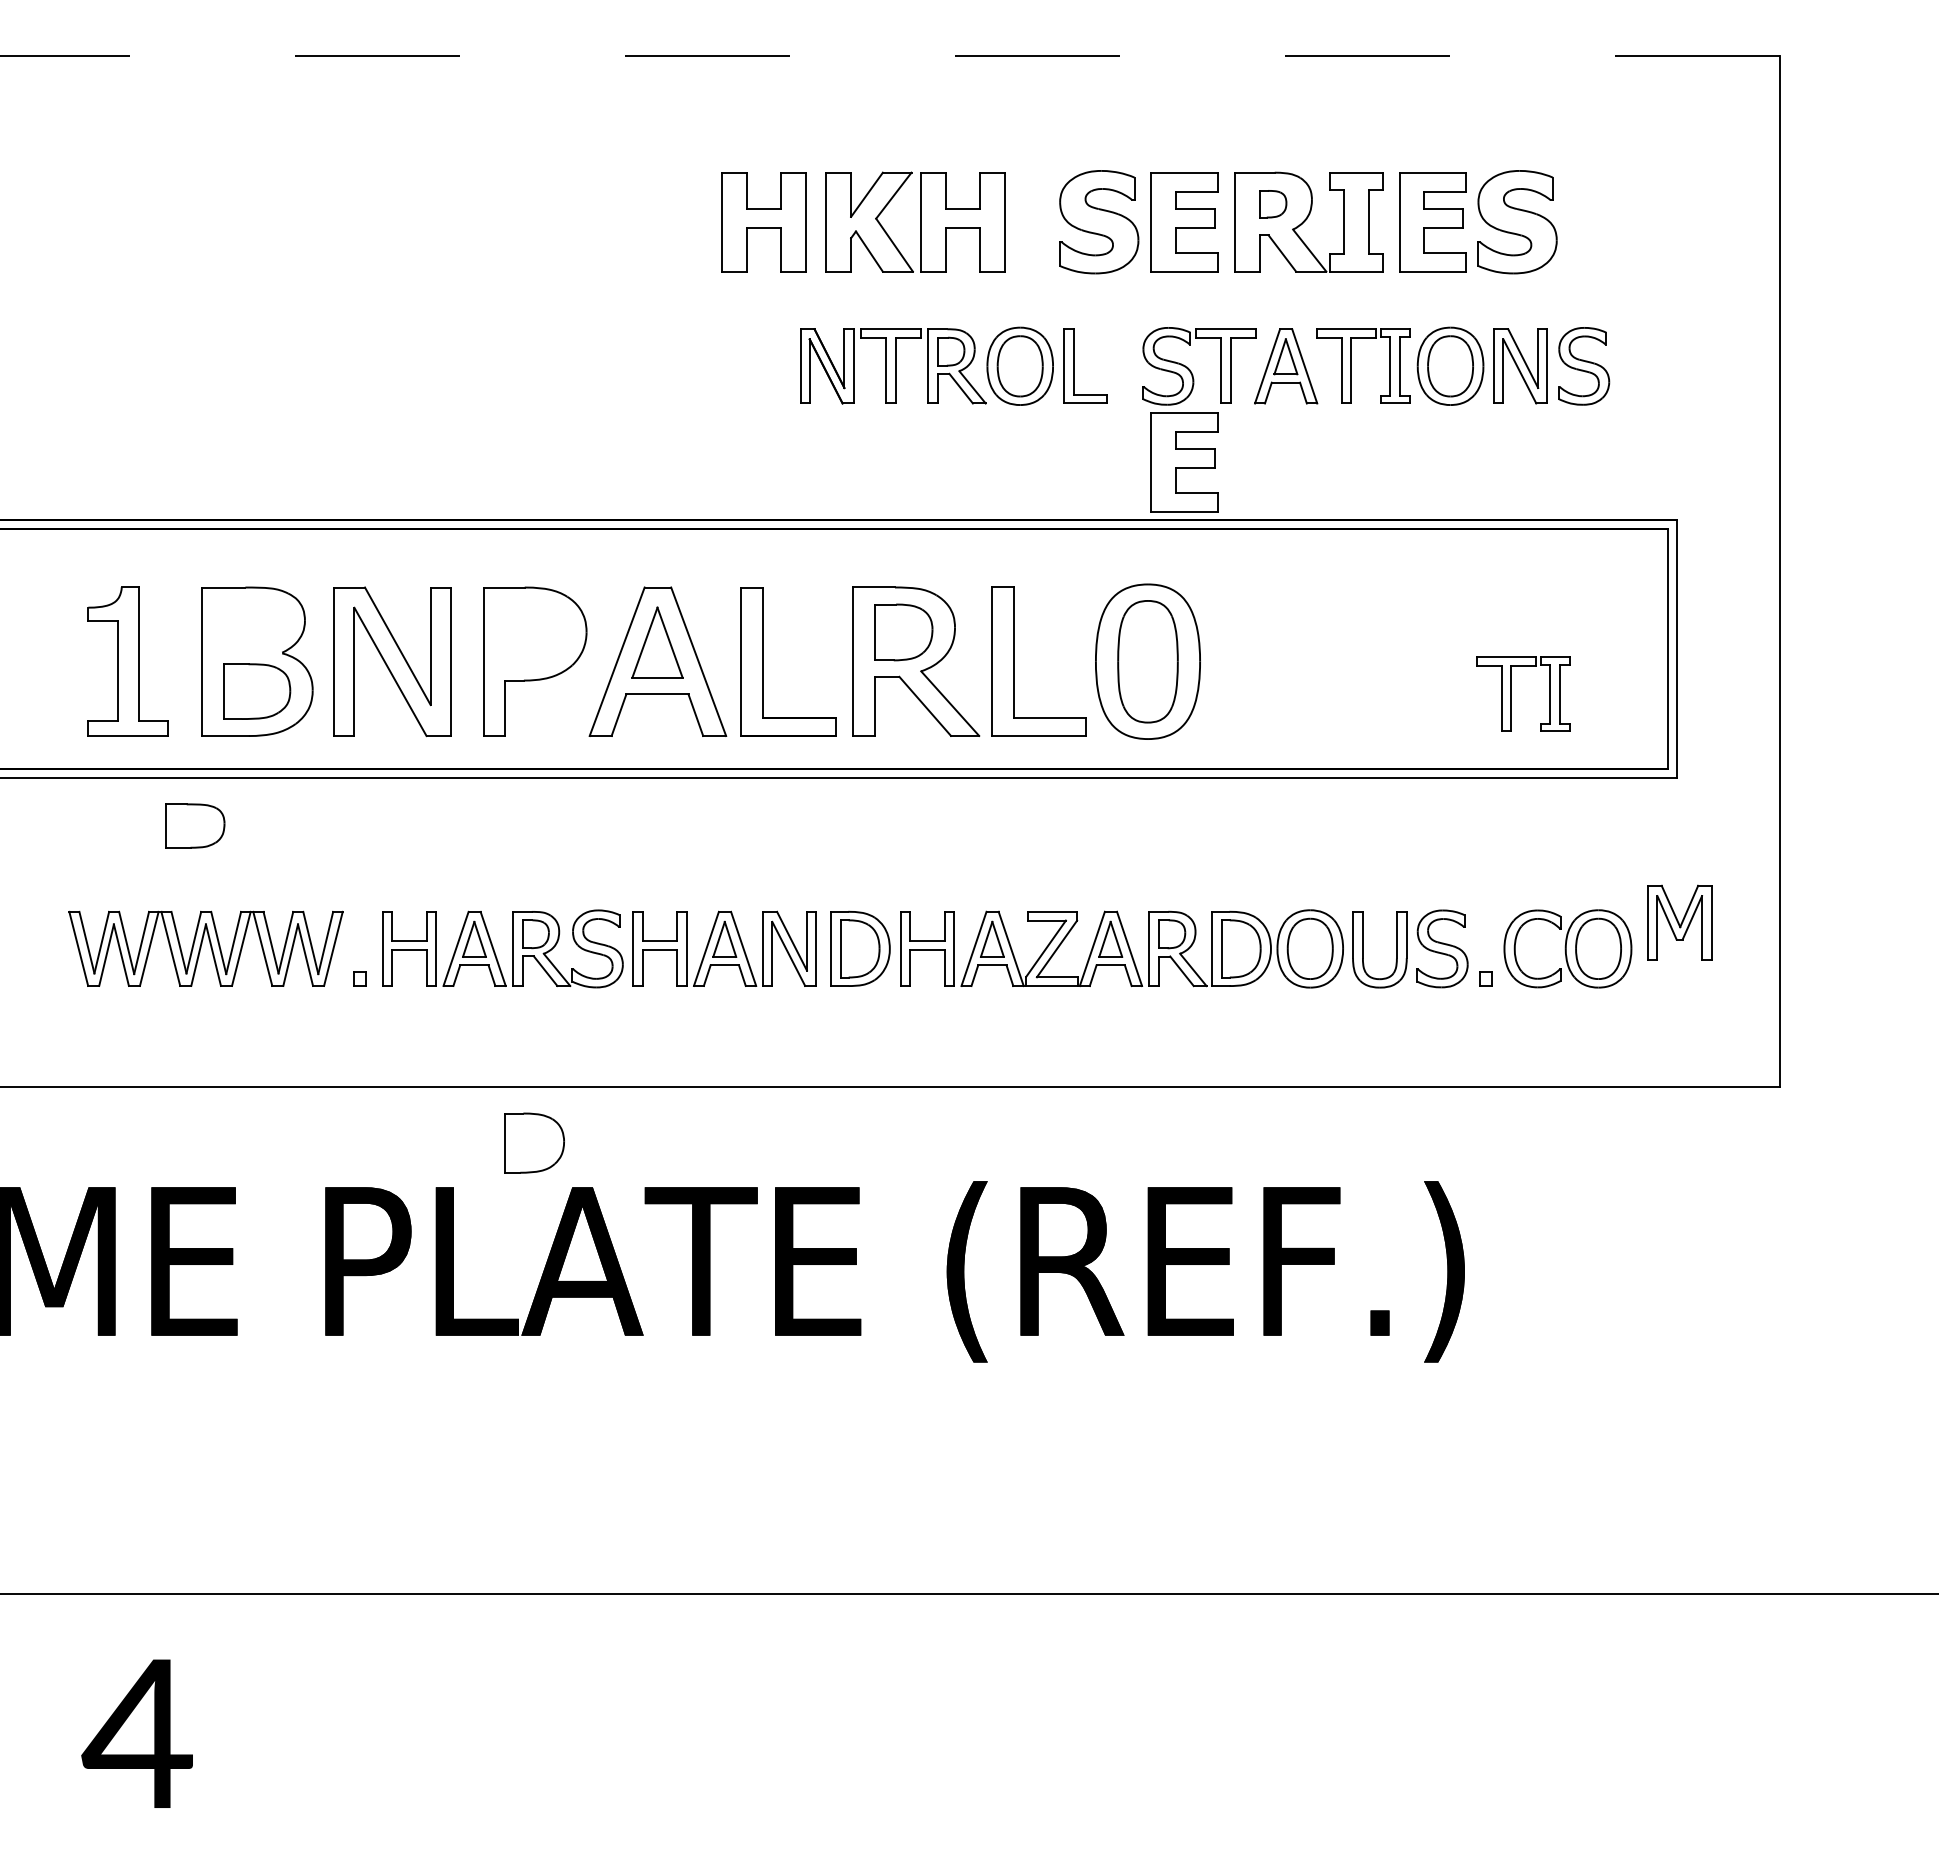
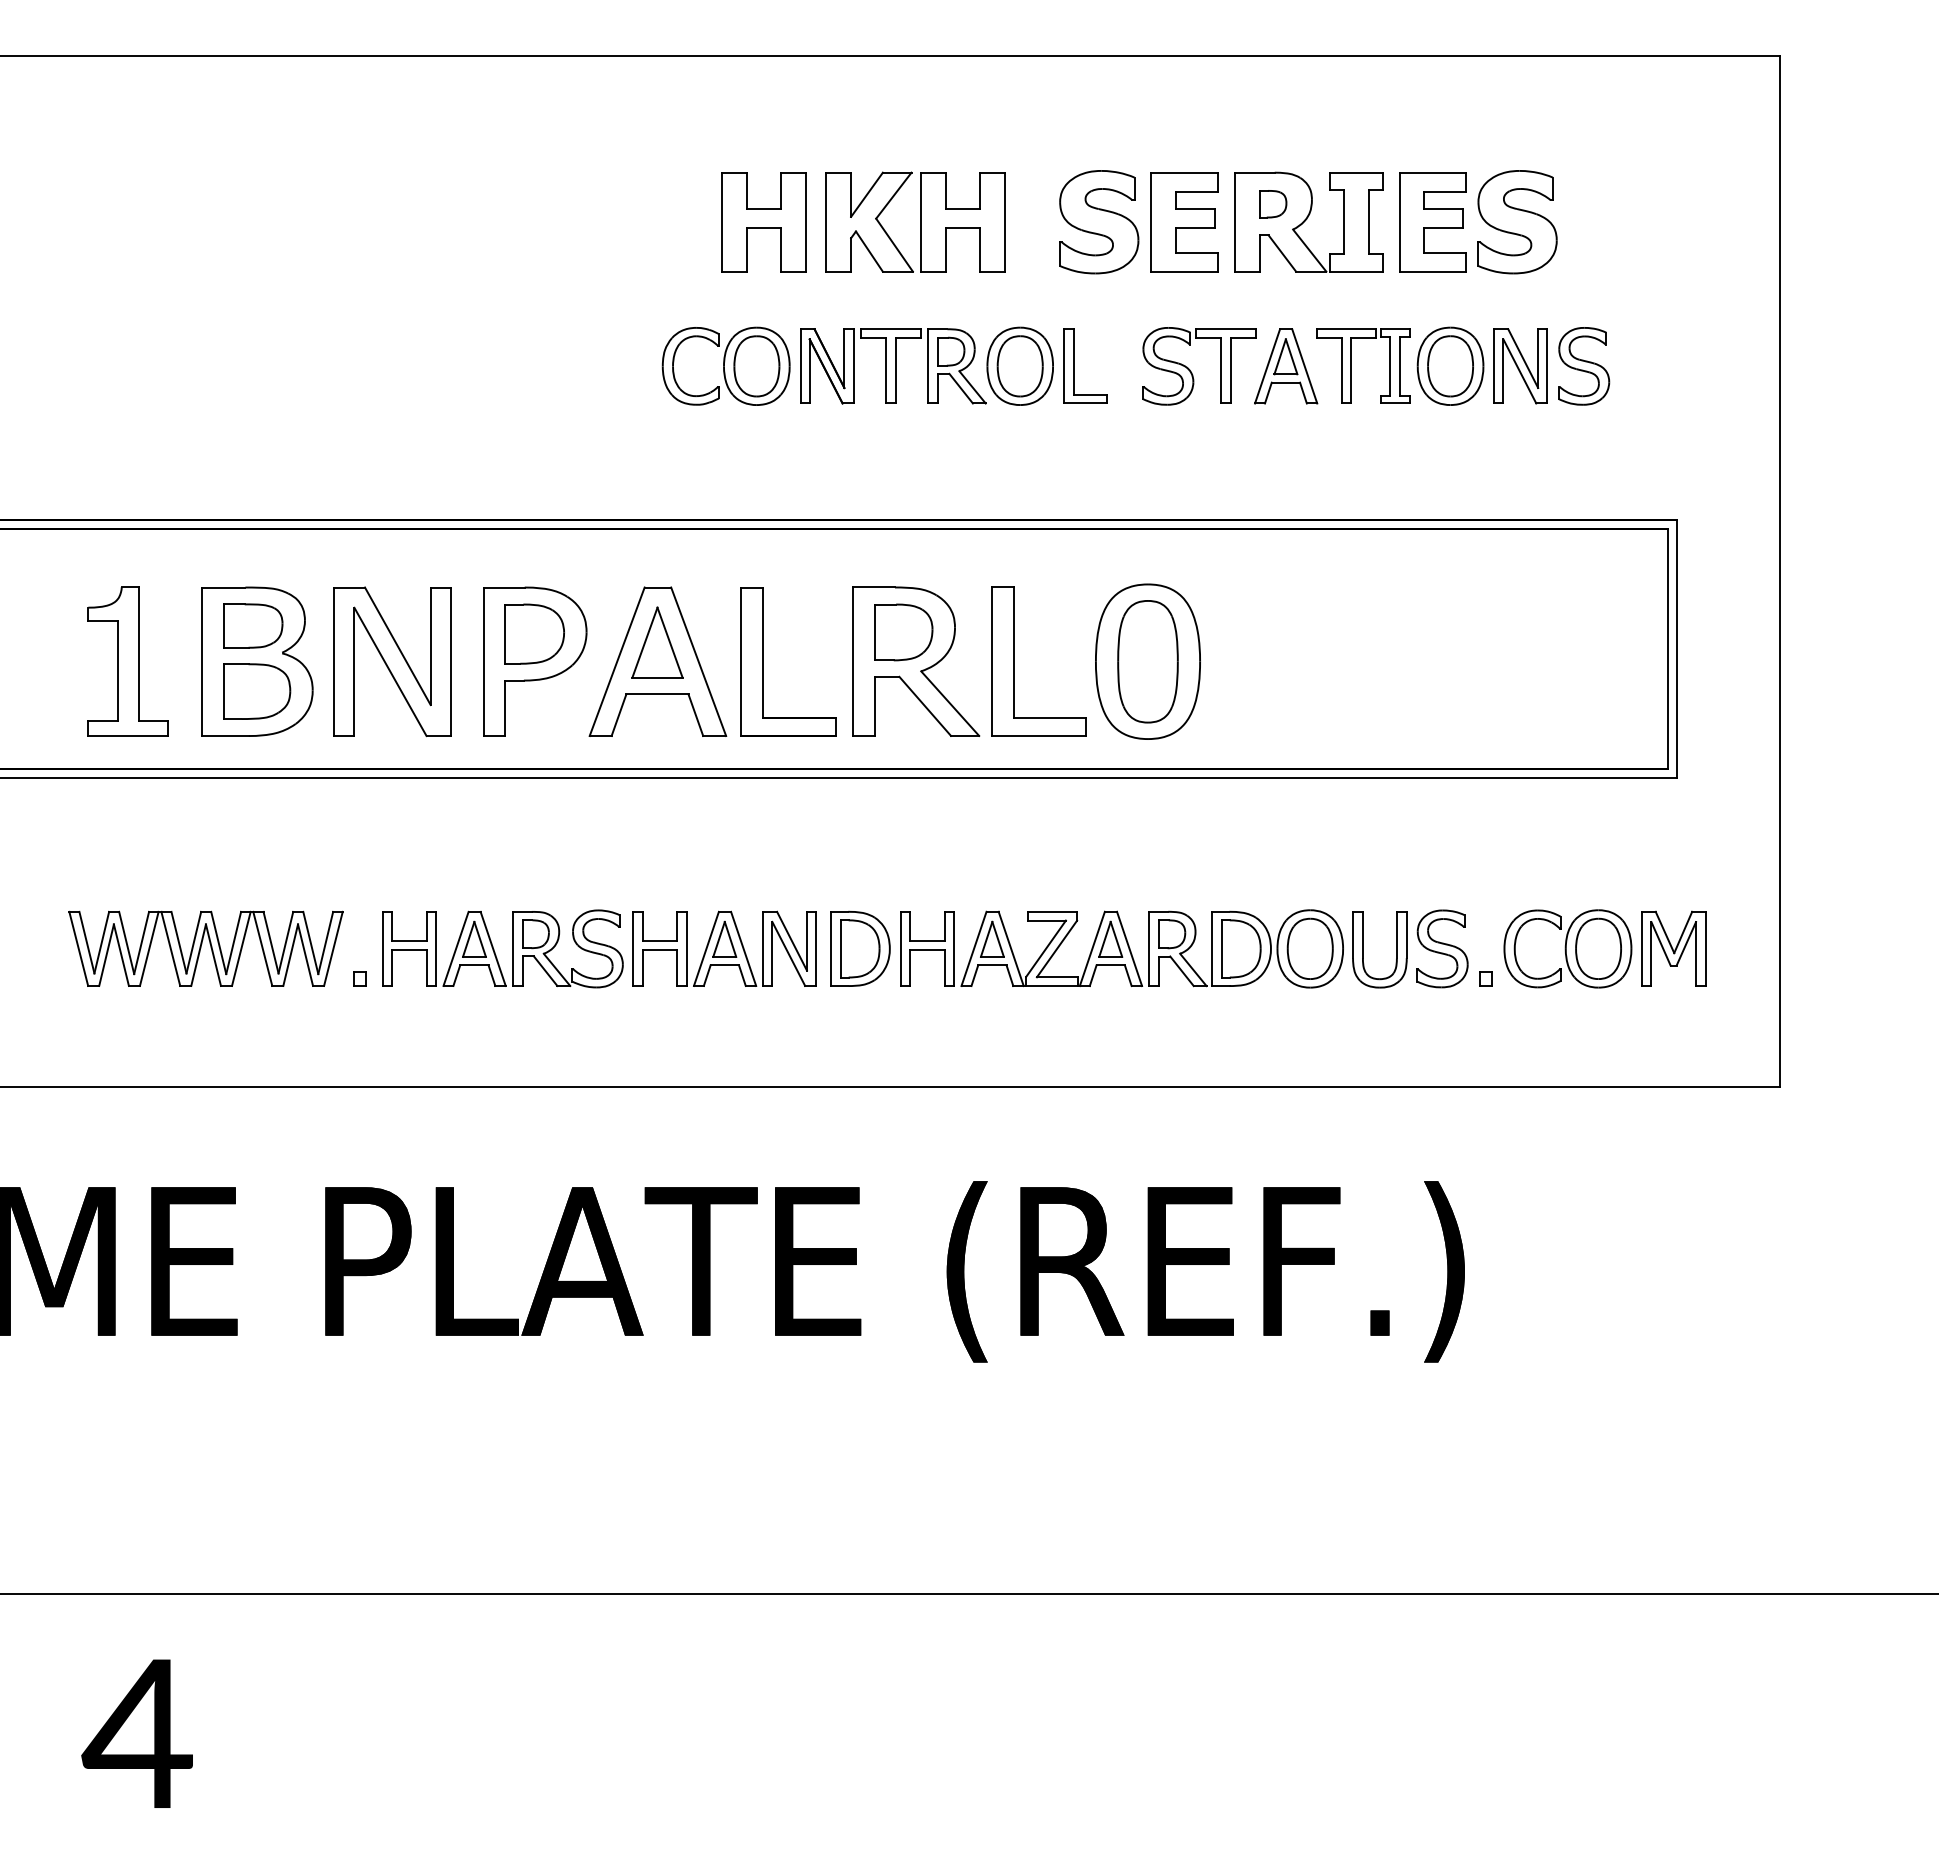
line: dashed -> solid (890, 55)
part: none -> present (725, 365)
part: present -> none (1184, 462)
part: present -> none (1511, 693)
part position: (195, 825) -> (253, 625) (253, 625)
part position: (1679, 922) -> (1673, 948) (1673, 948)
part position: (534, 1142) -> (534, 633) (534, 633)
